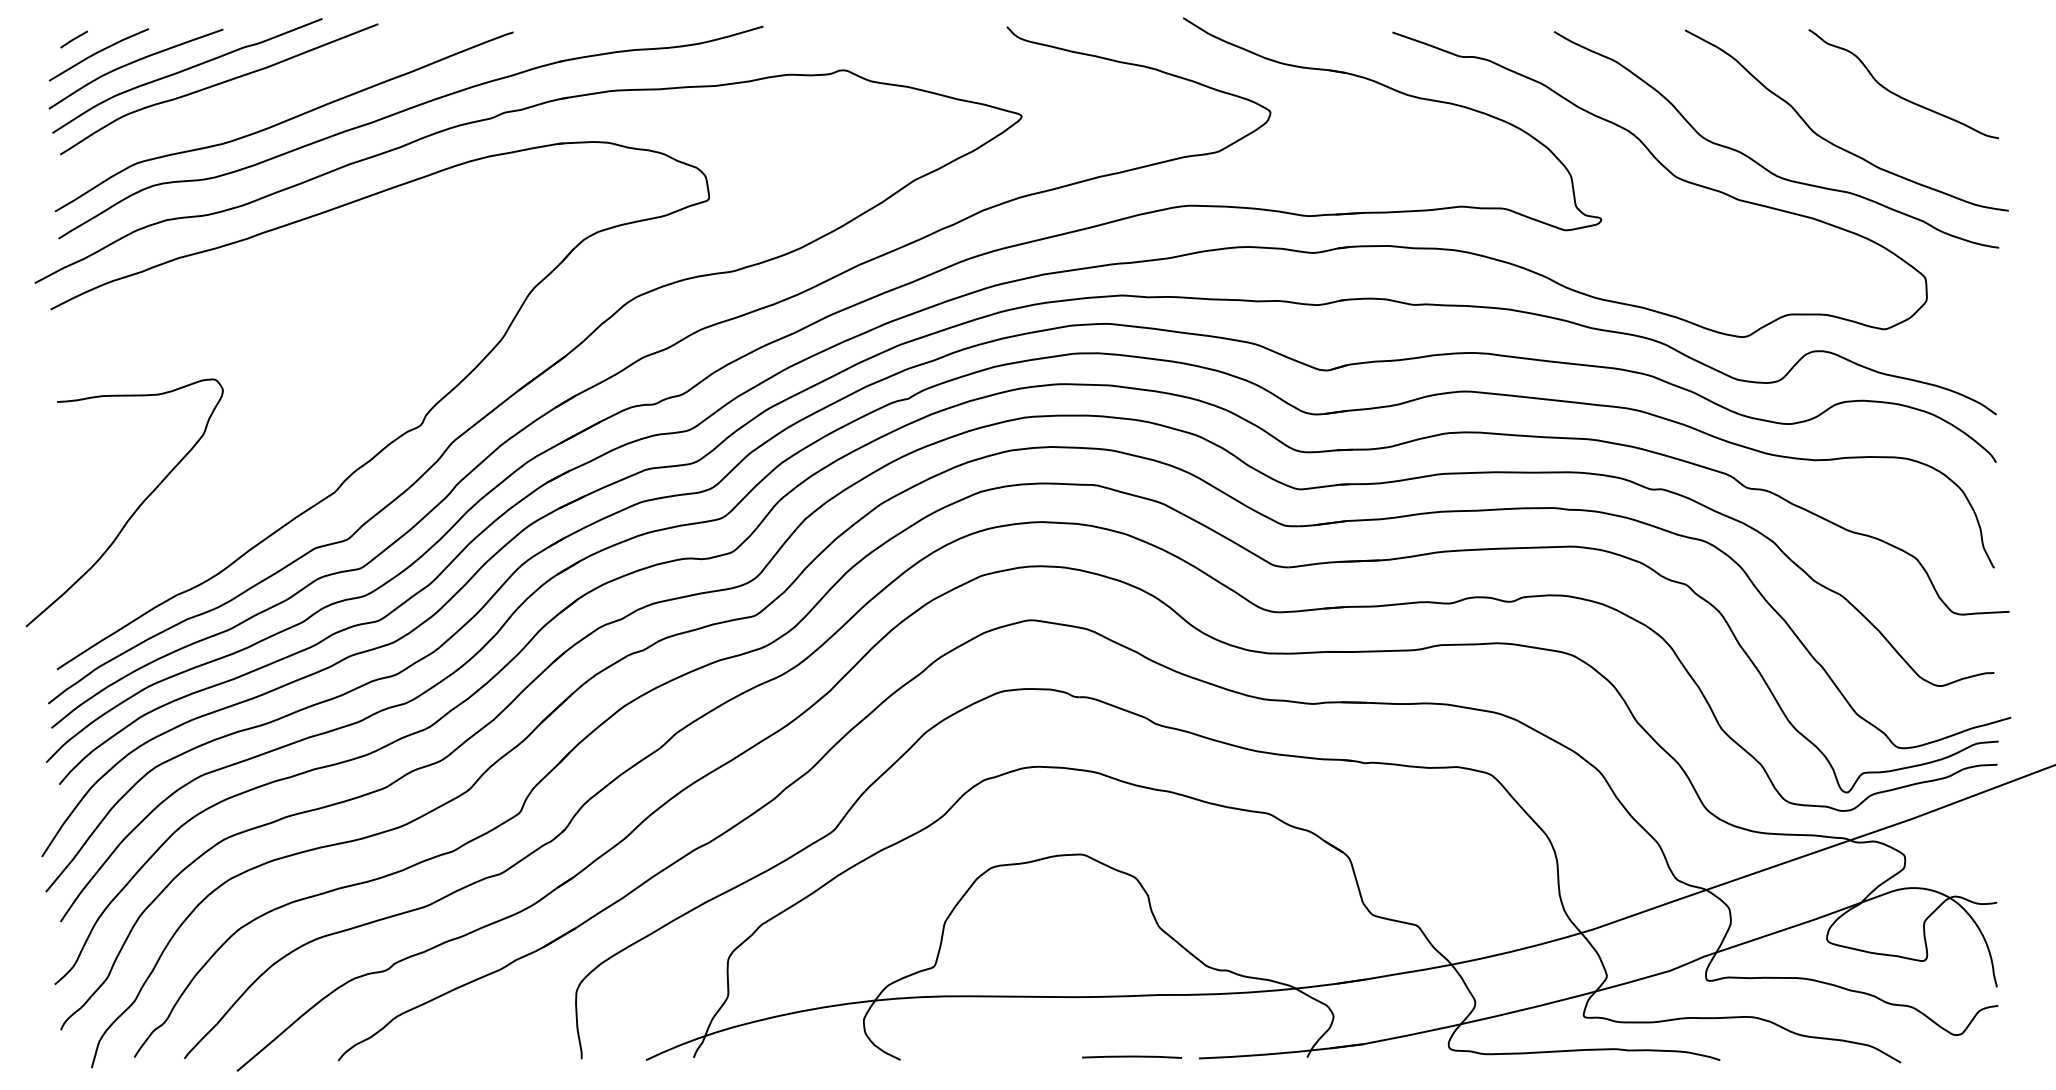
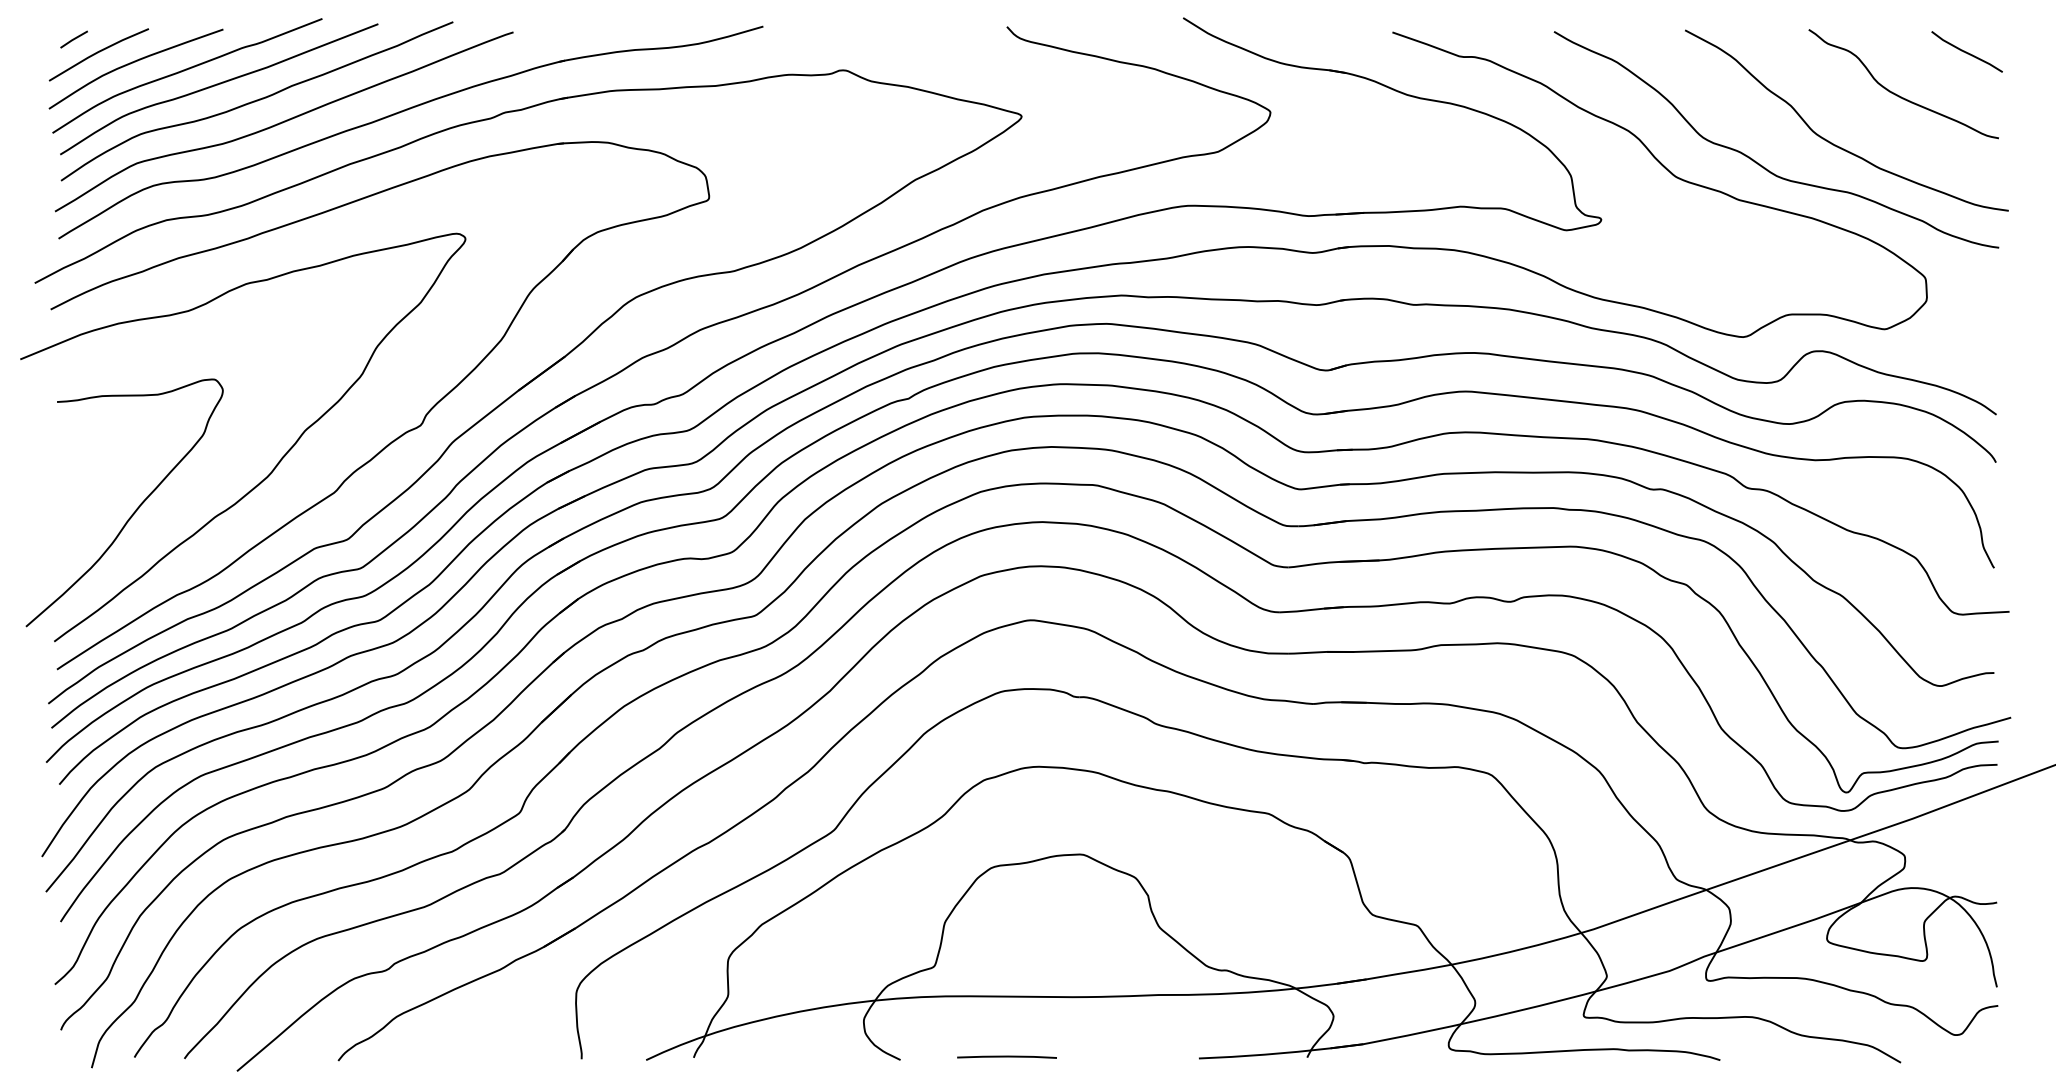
curve: none -> present (1966, 51)
curve: none -> present (256, 101)
curve: none -> present (278, 461)
line position: (1131, 1056) -> (1006, 1056) (1006, 1056)
